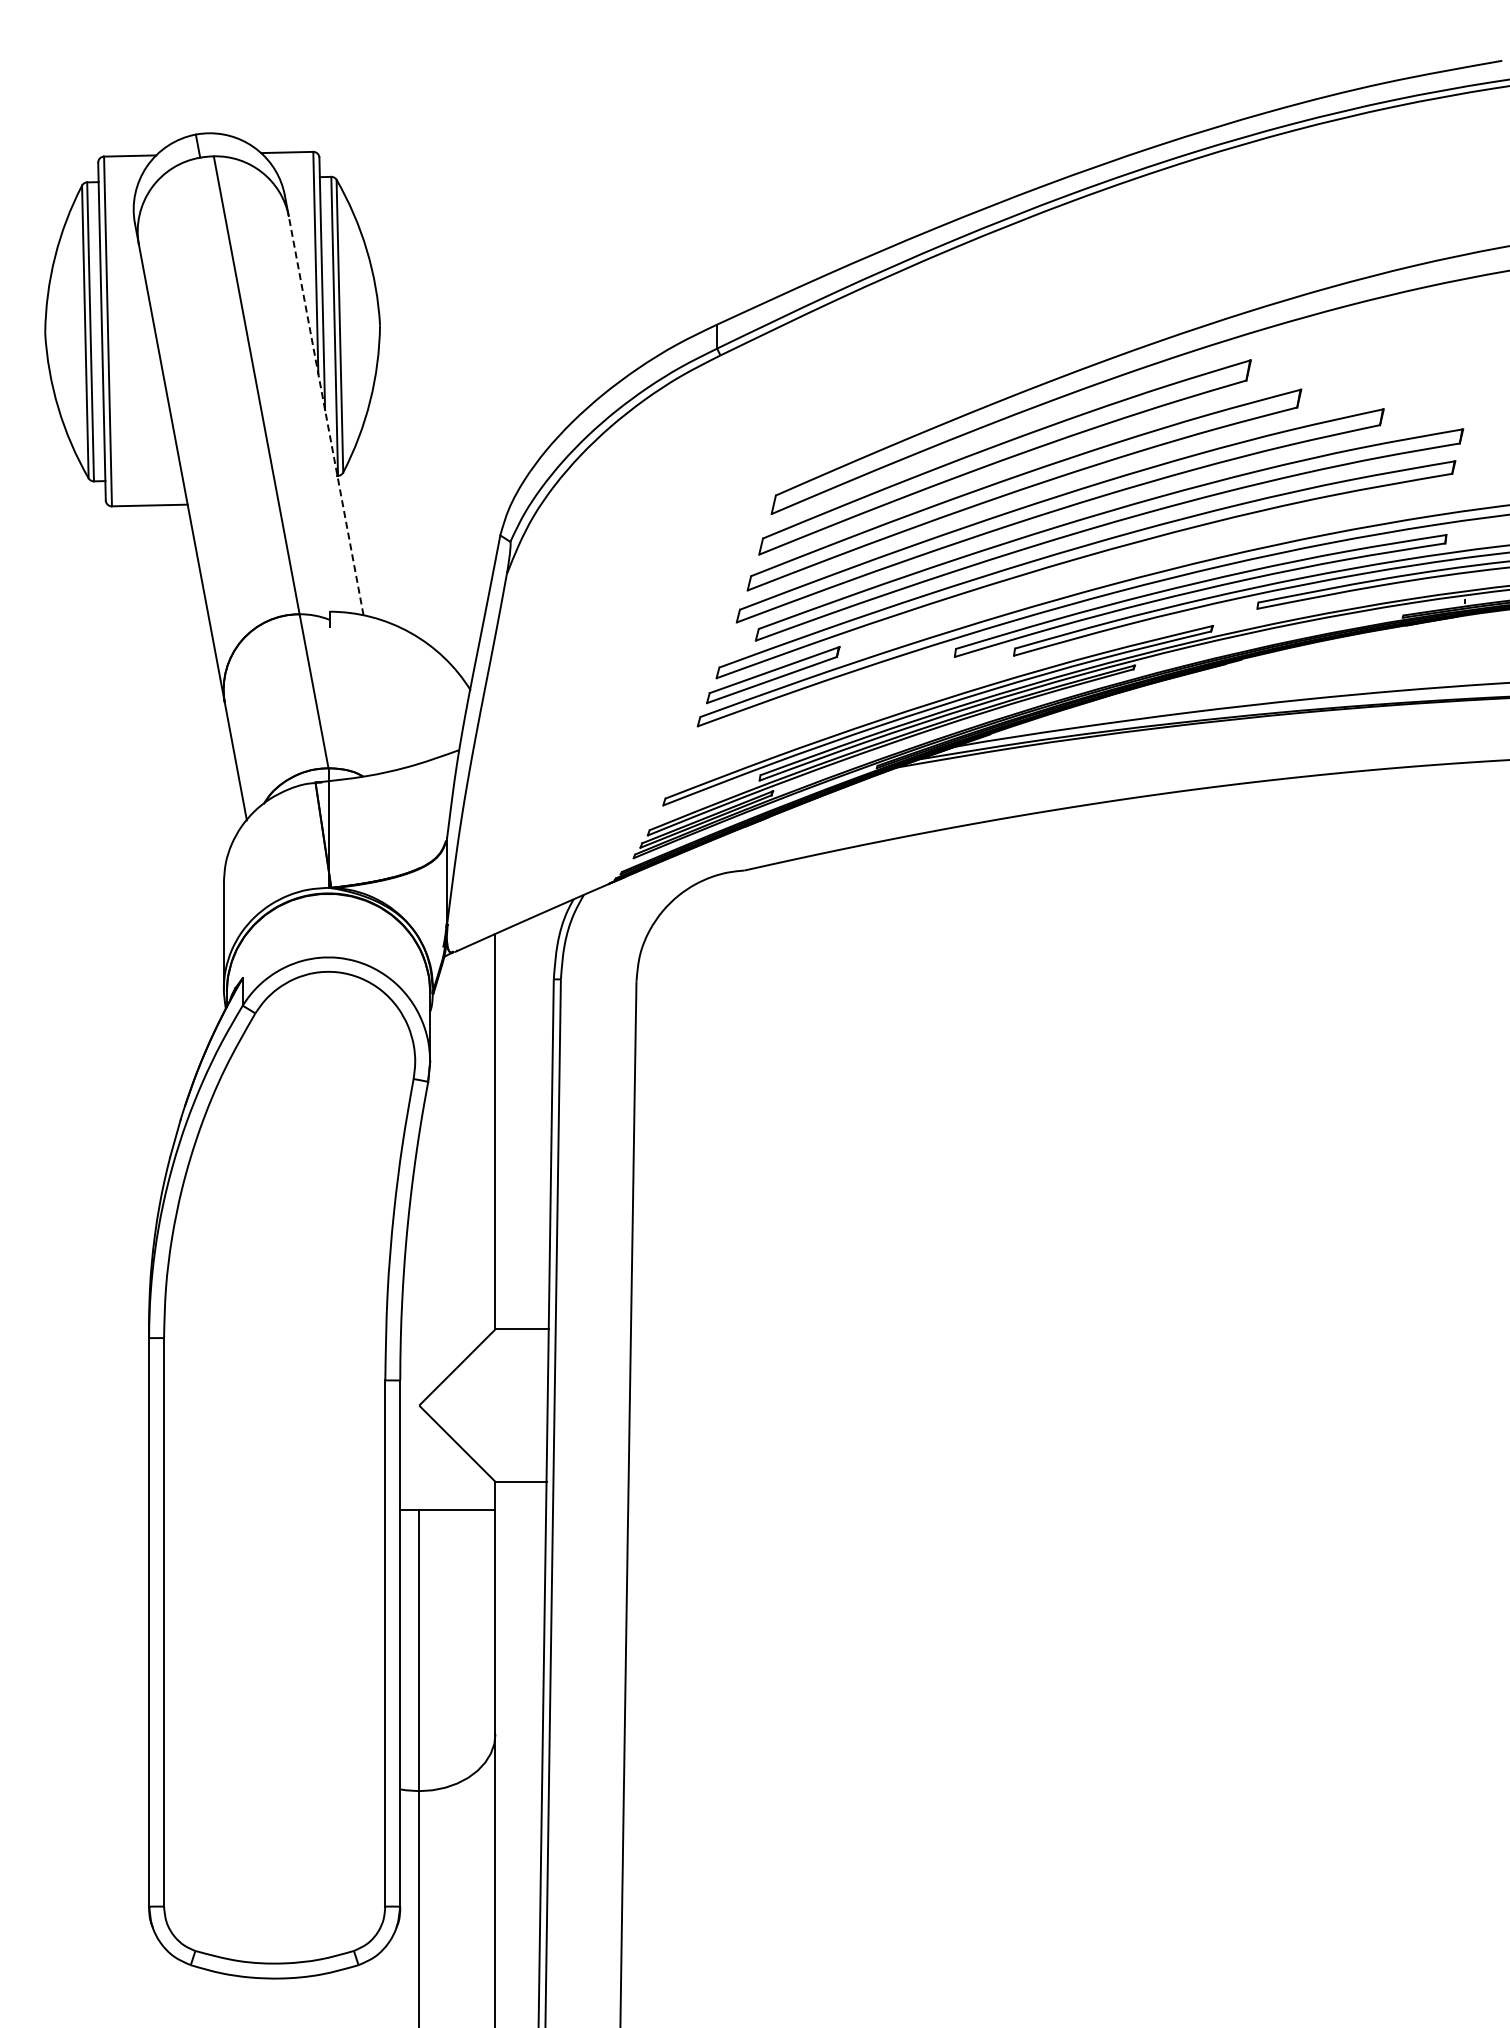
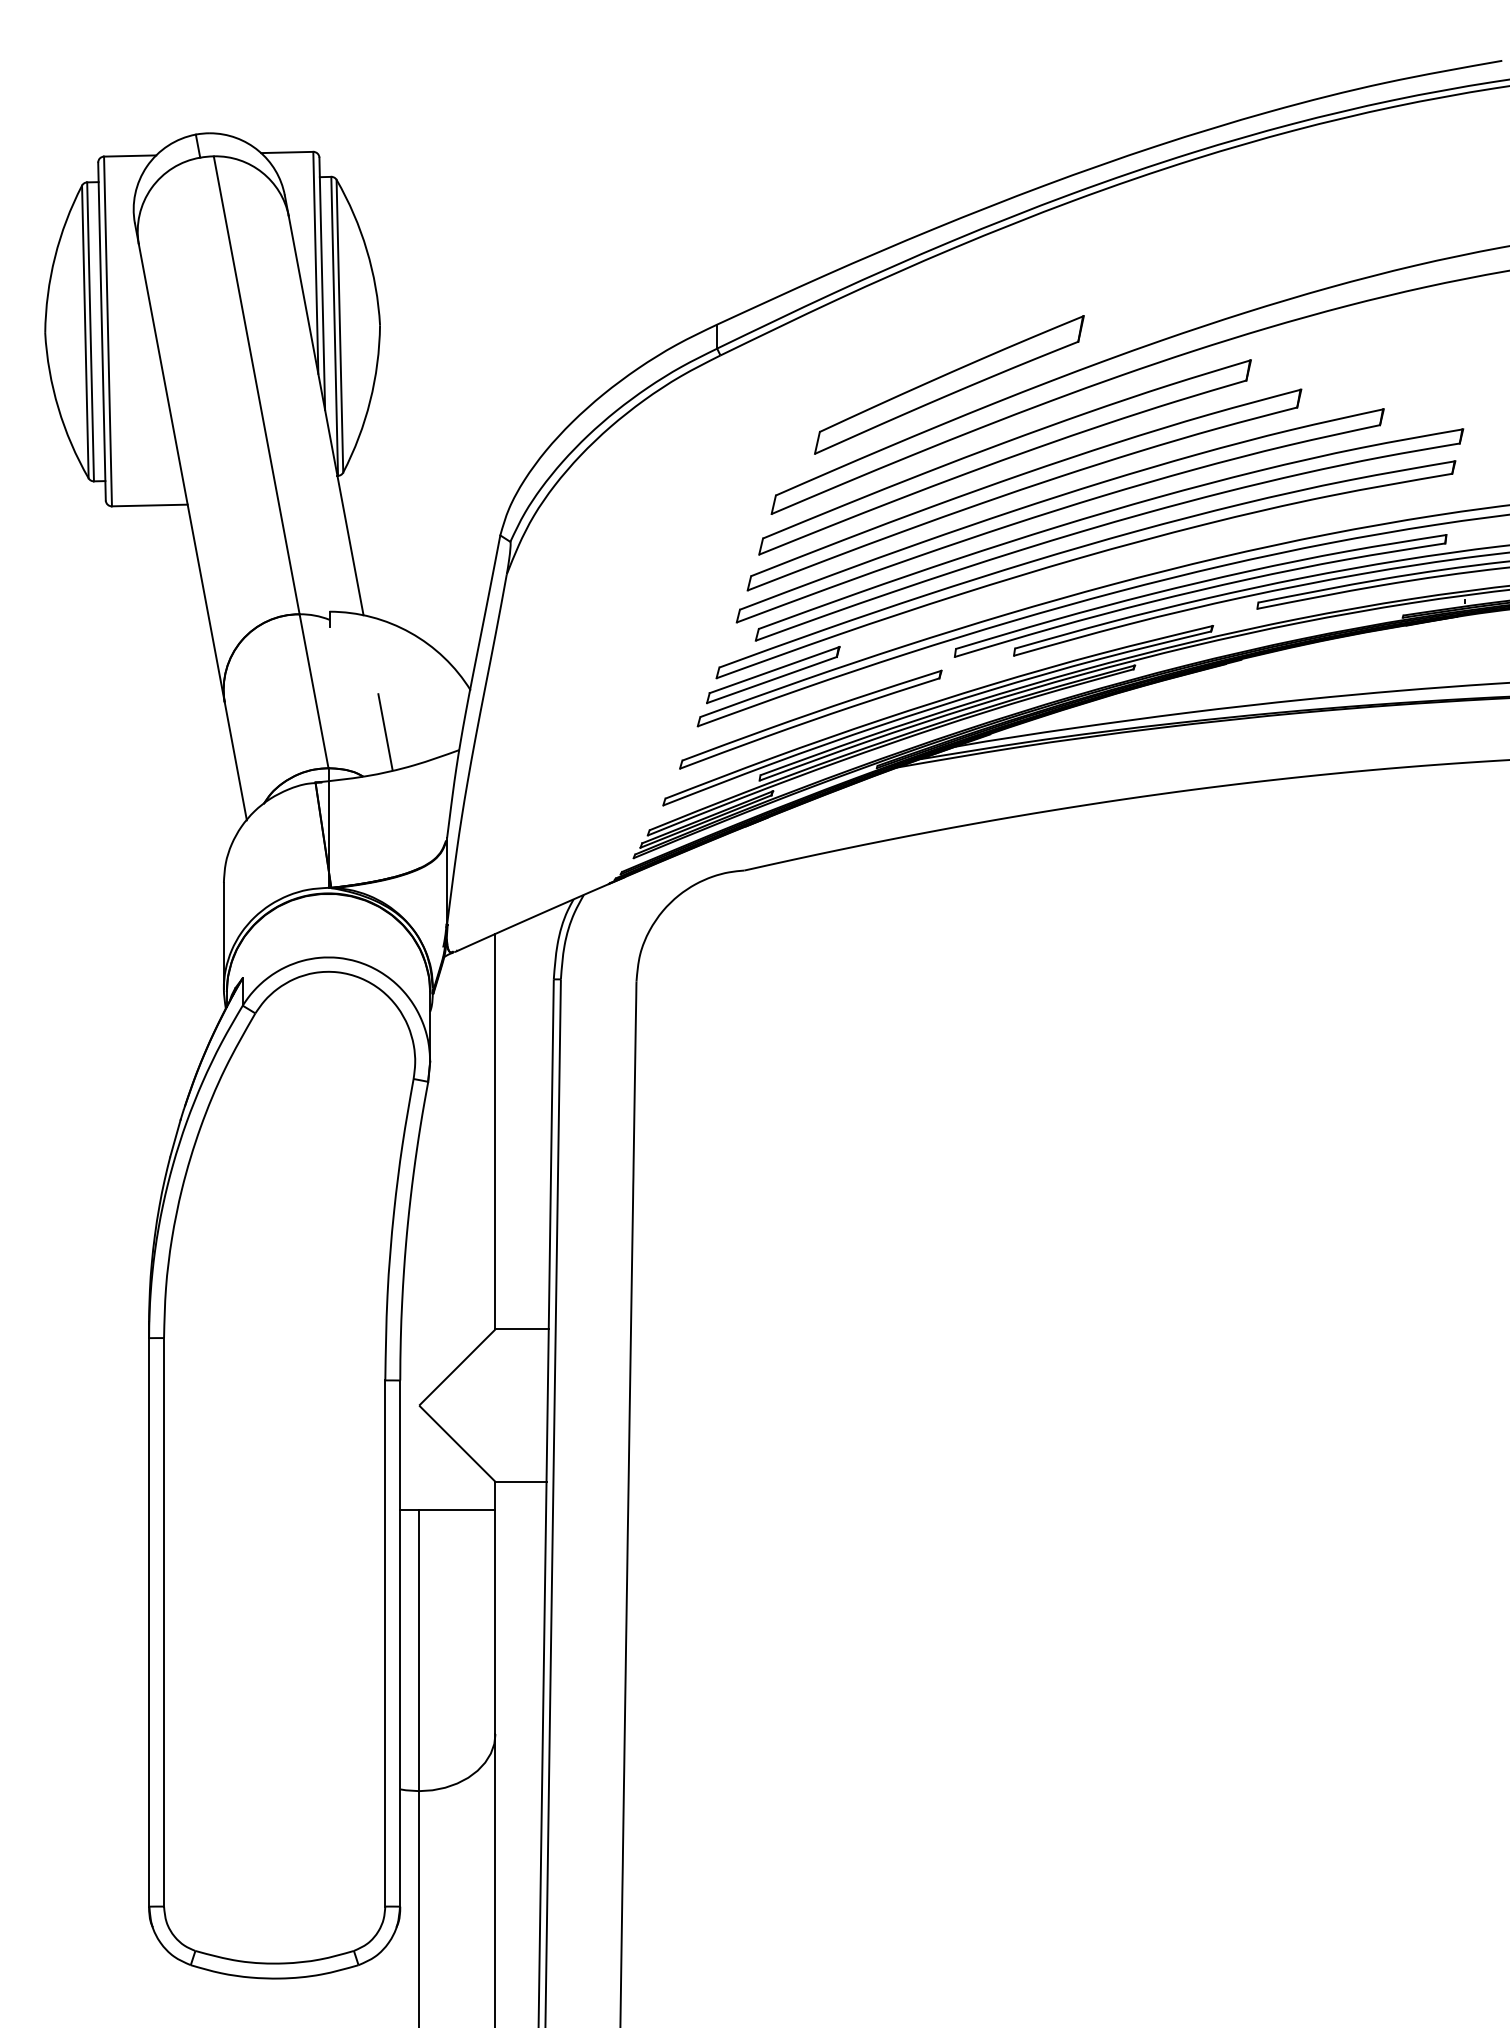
part: none -> present (949, 384)
line: dashed -> solid (326, 415)
part: none -> present (810, 719)
line: none -> present (385, 732)
